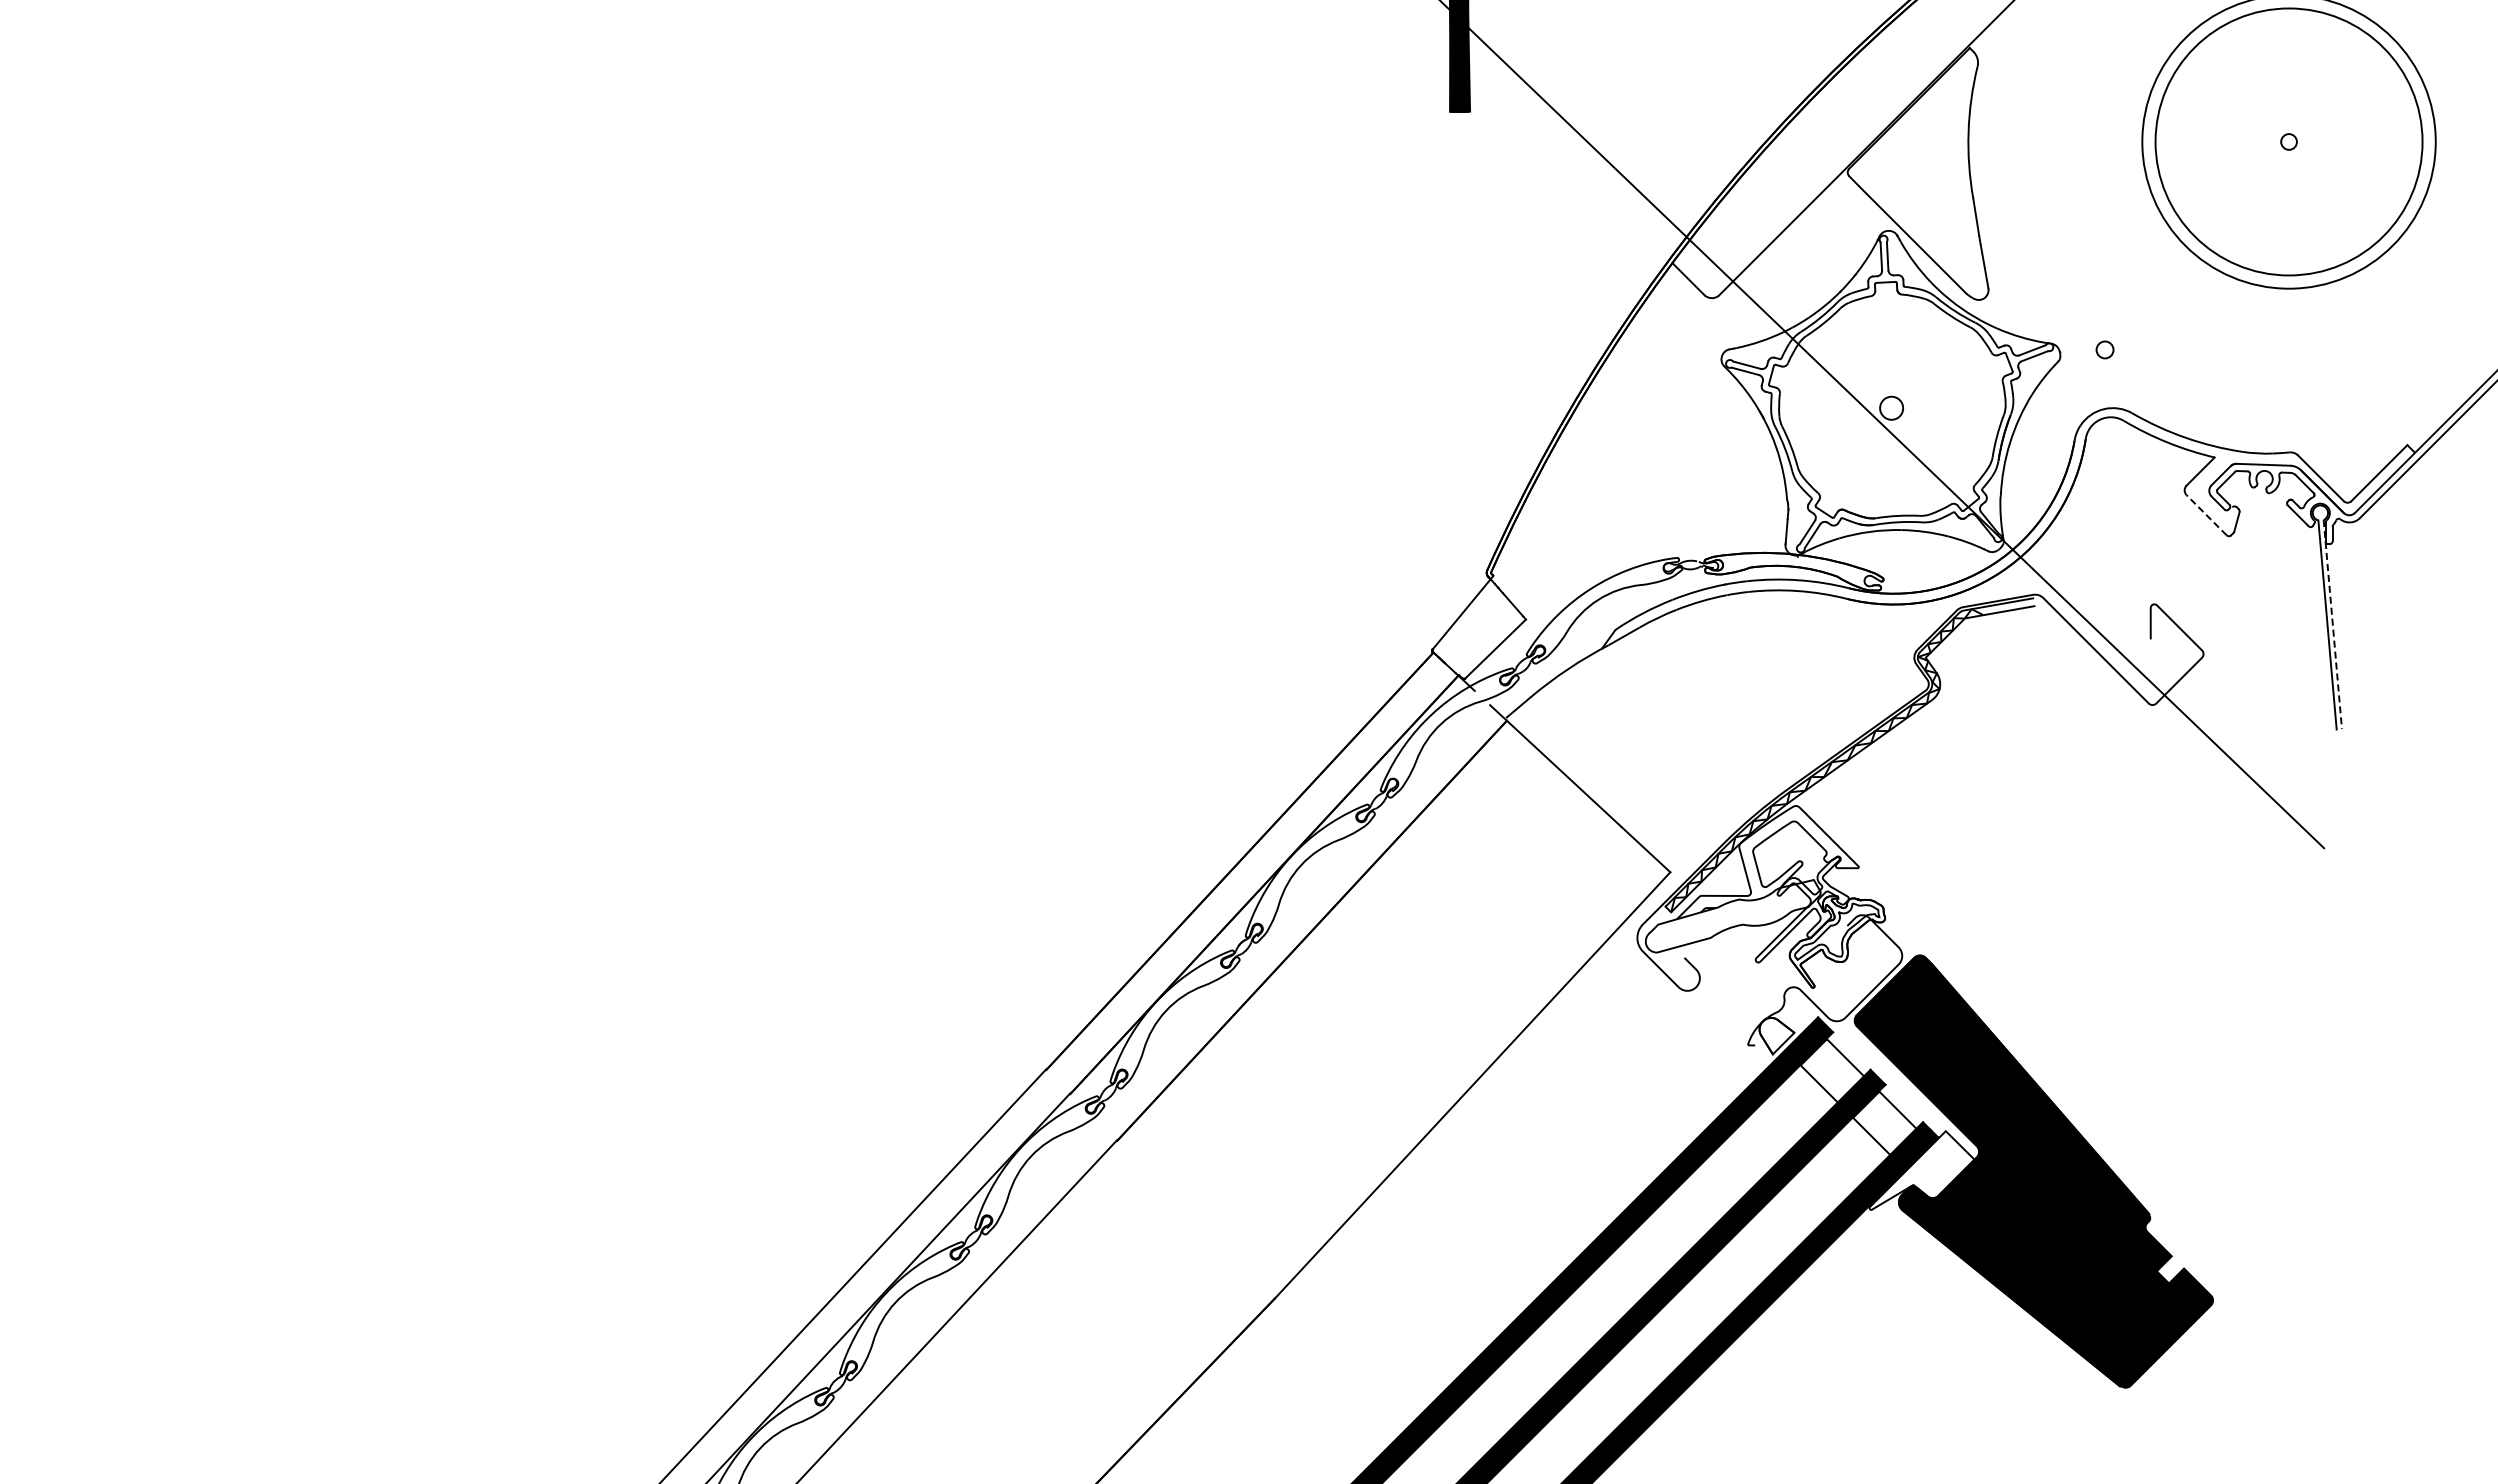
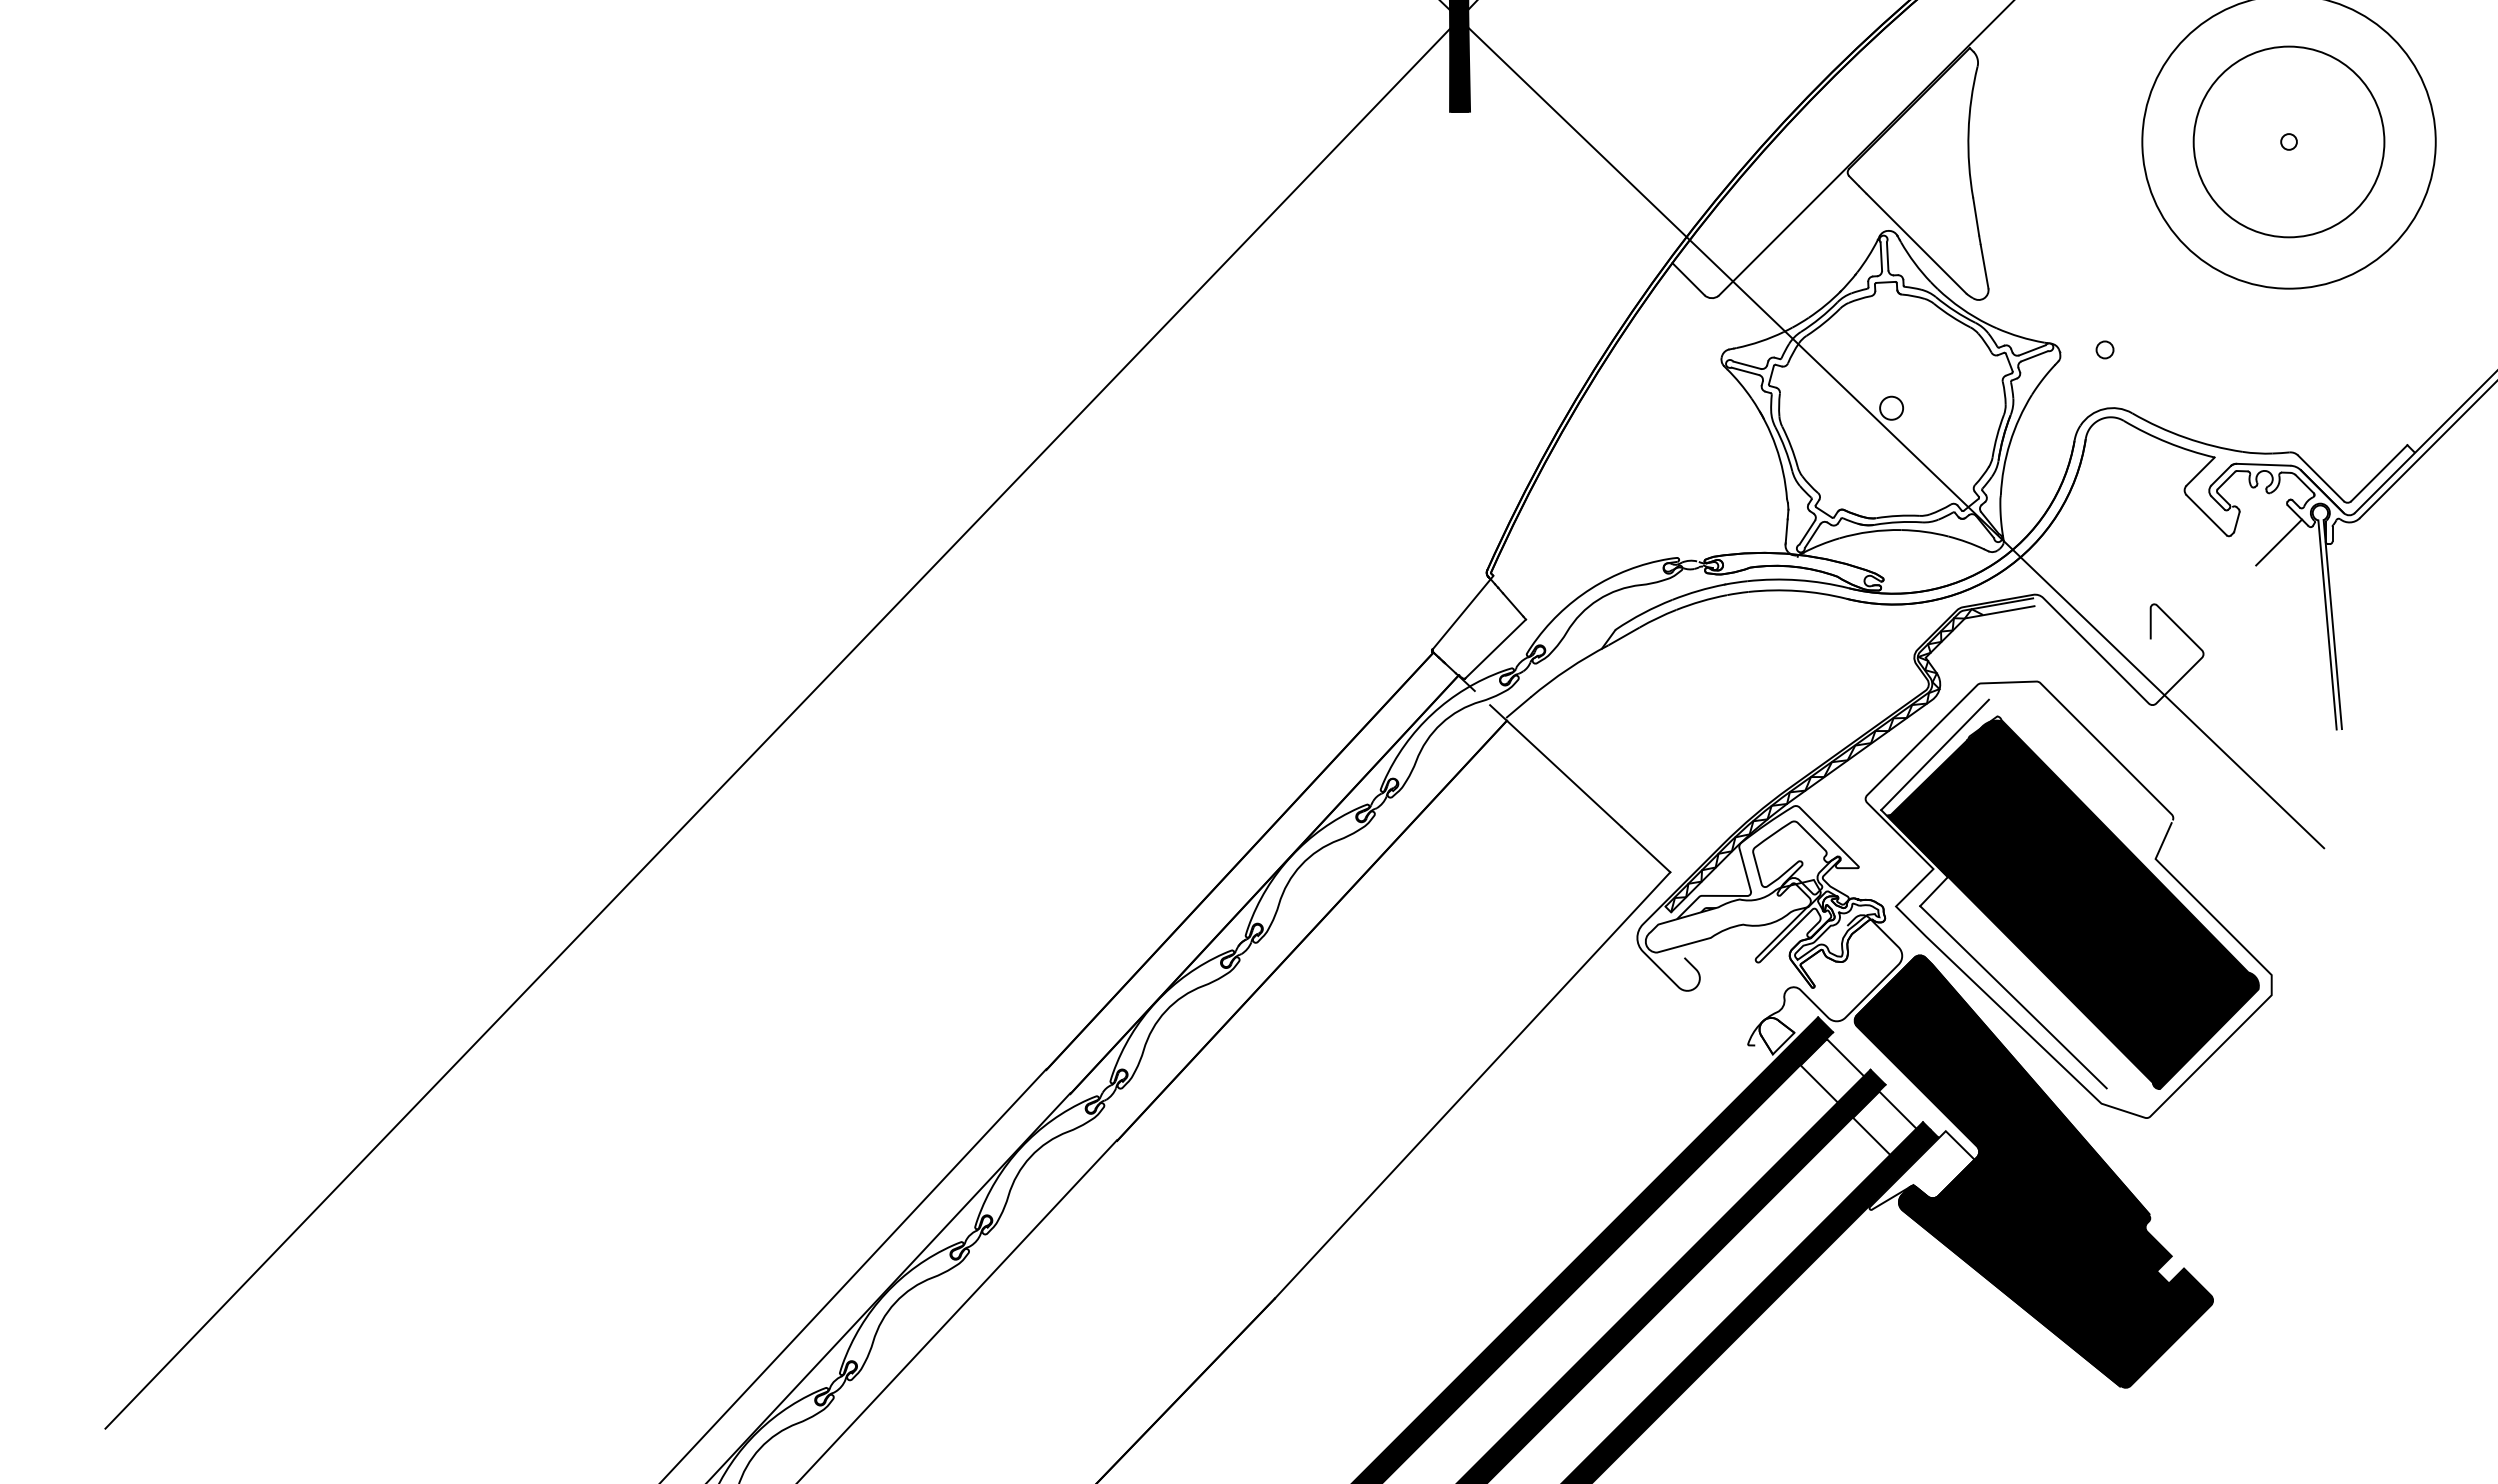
circle diameter: 267 px -> 191 px (2288, 141)
line: dashed -> solid (2206, 514)
line: none -> present (2279, 542)
line: dashed -> solid (2332, 624)
line: none -> present (790, 715)
part: none -> present (2068, 899)
